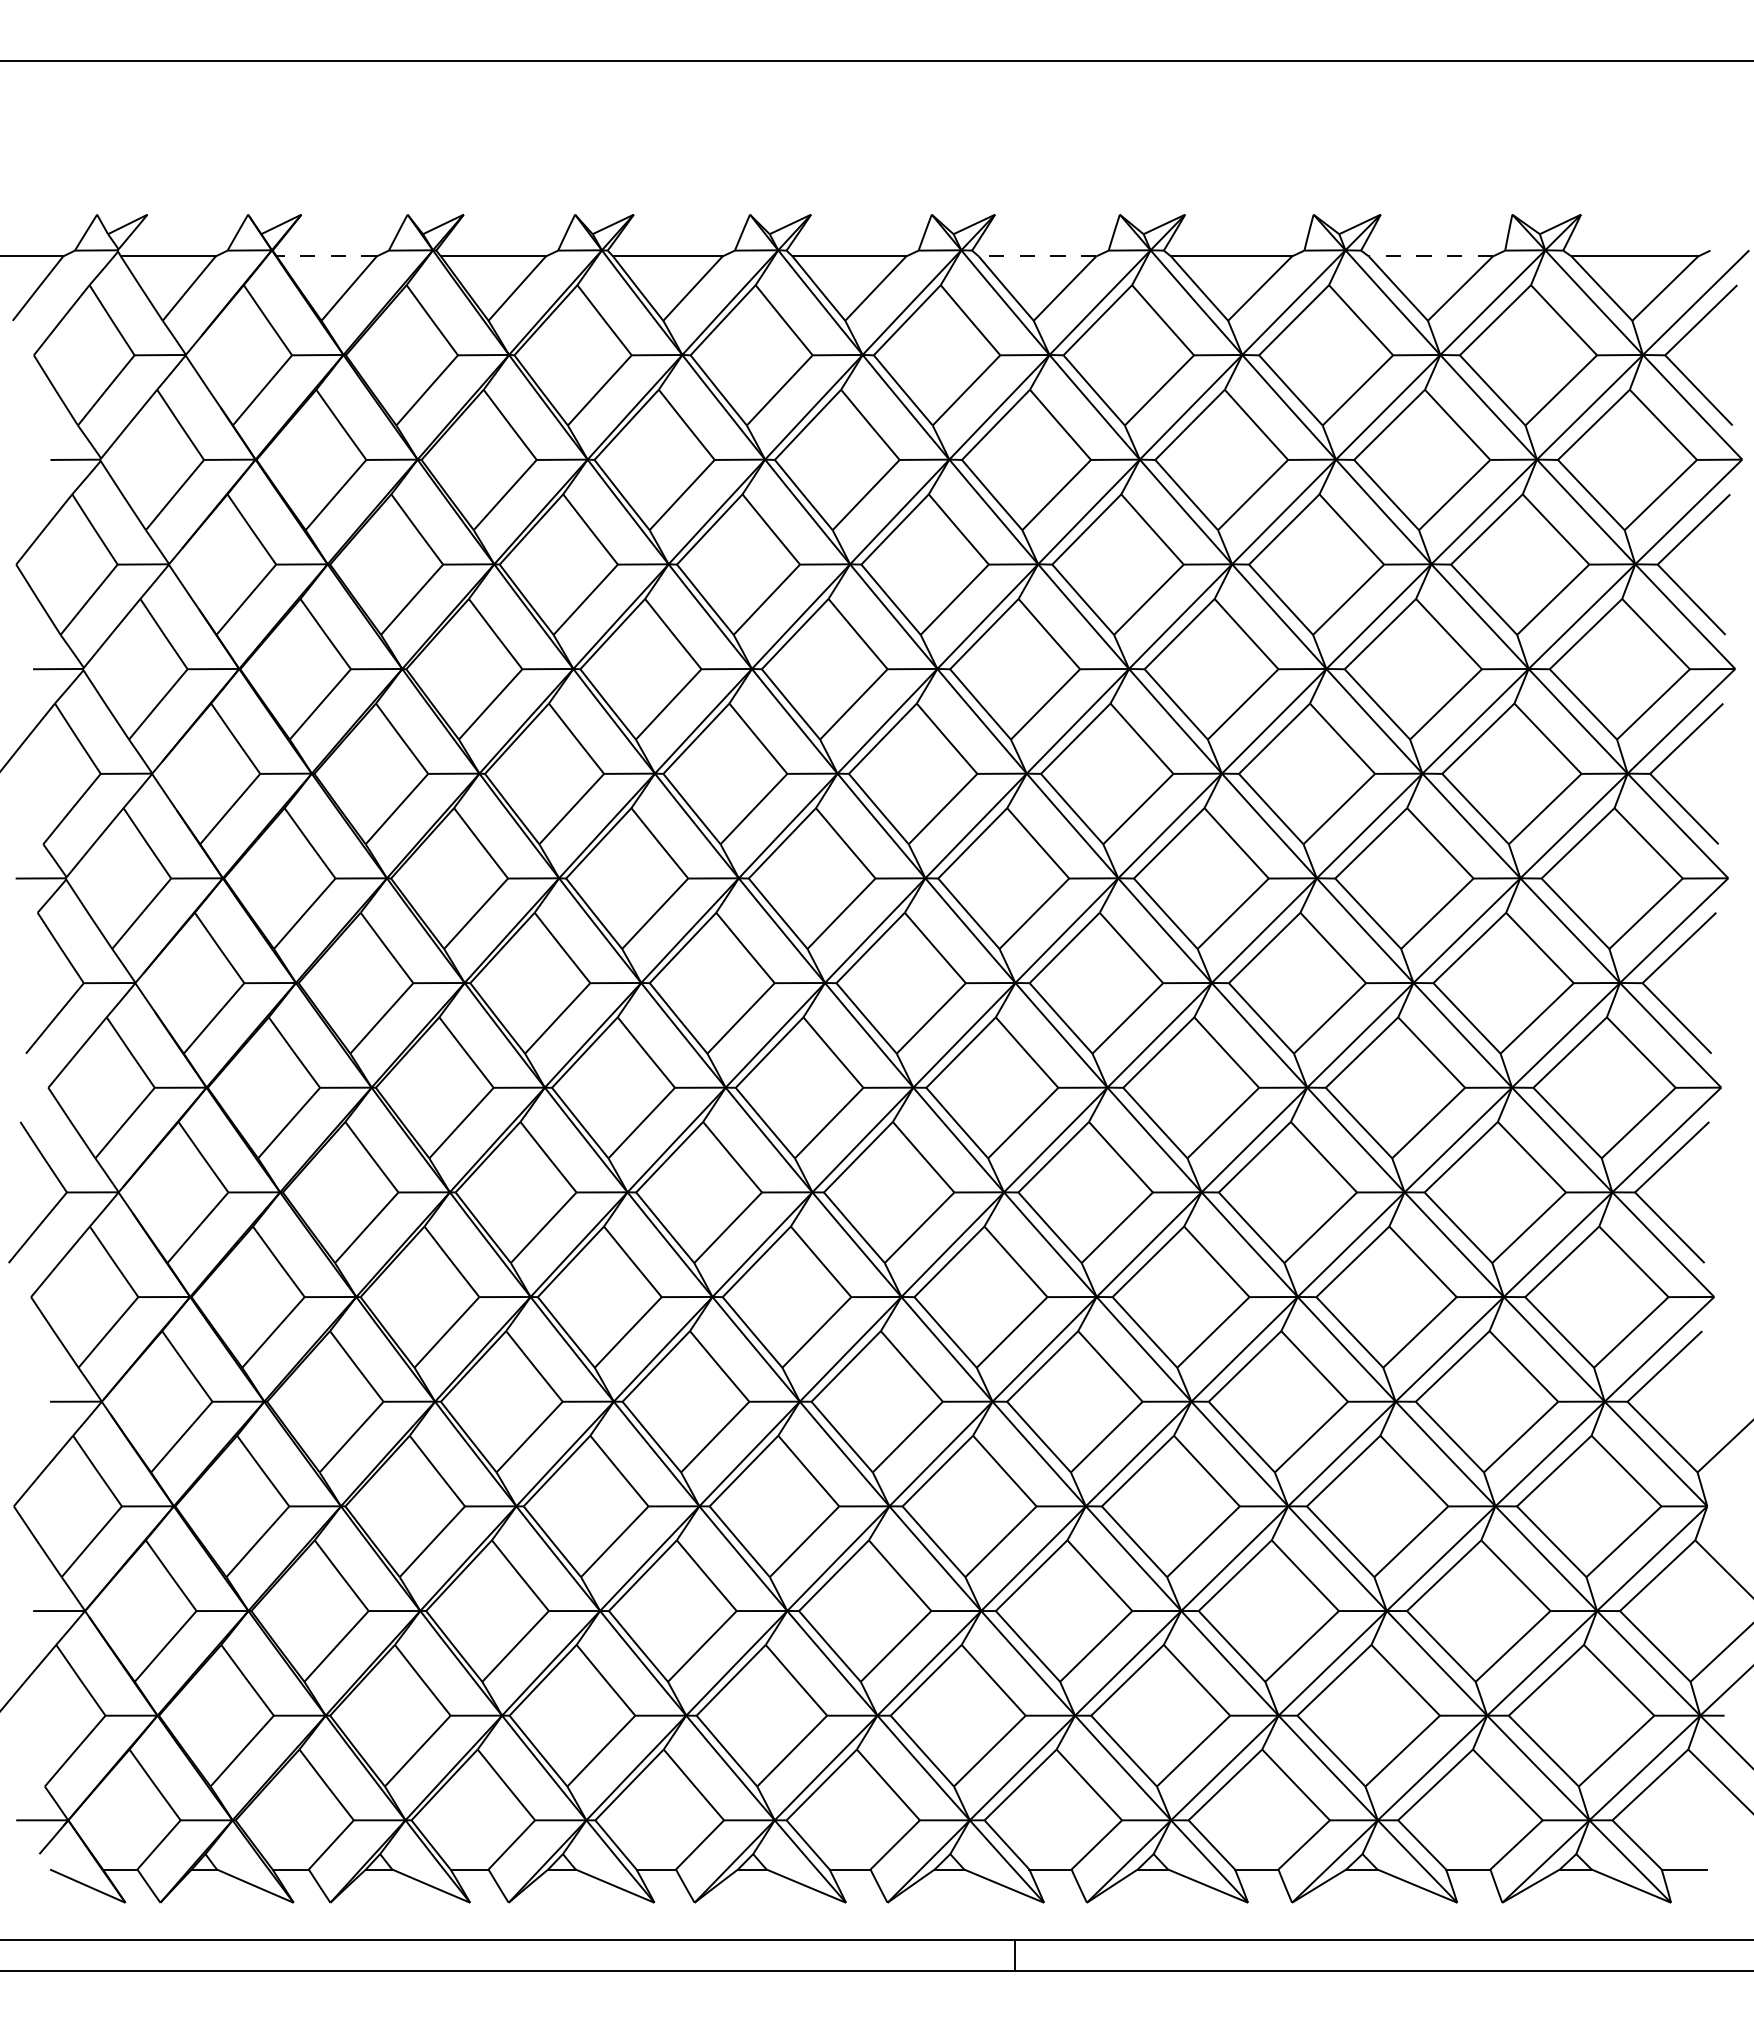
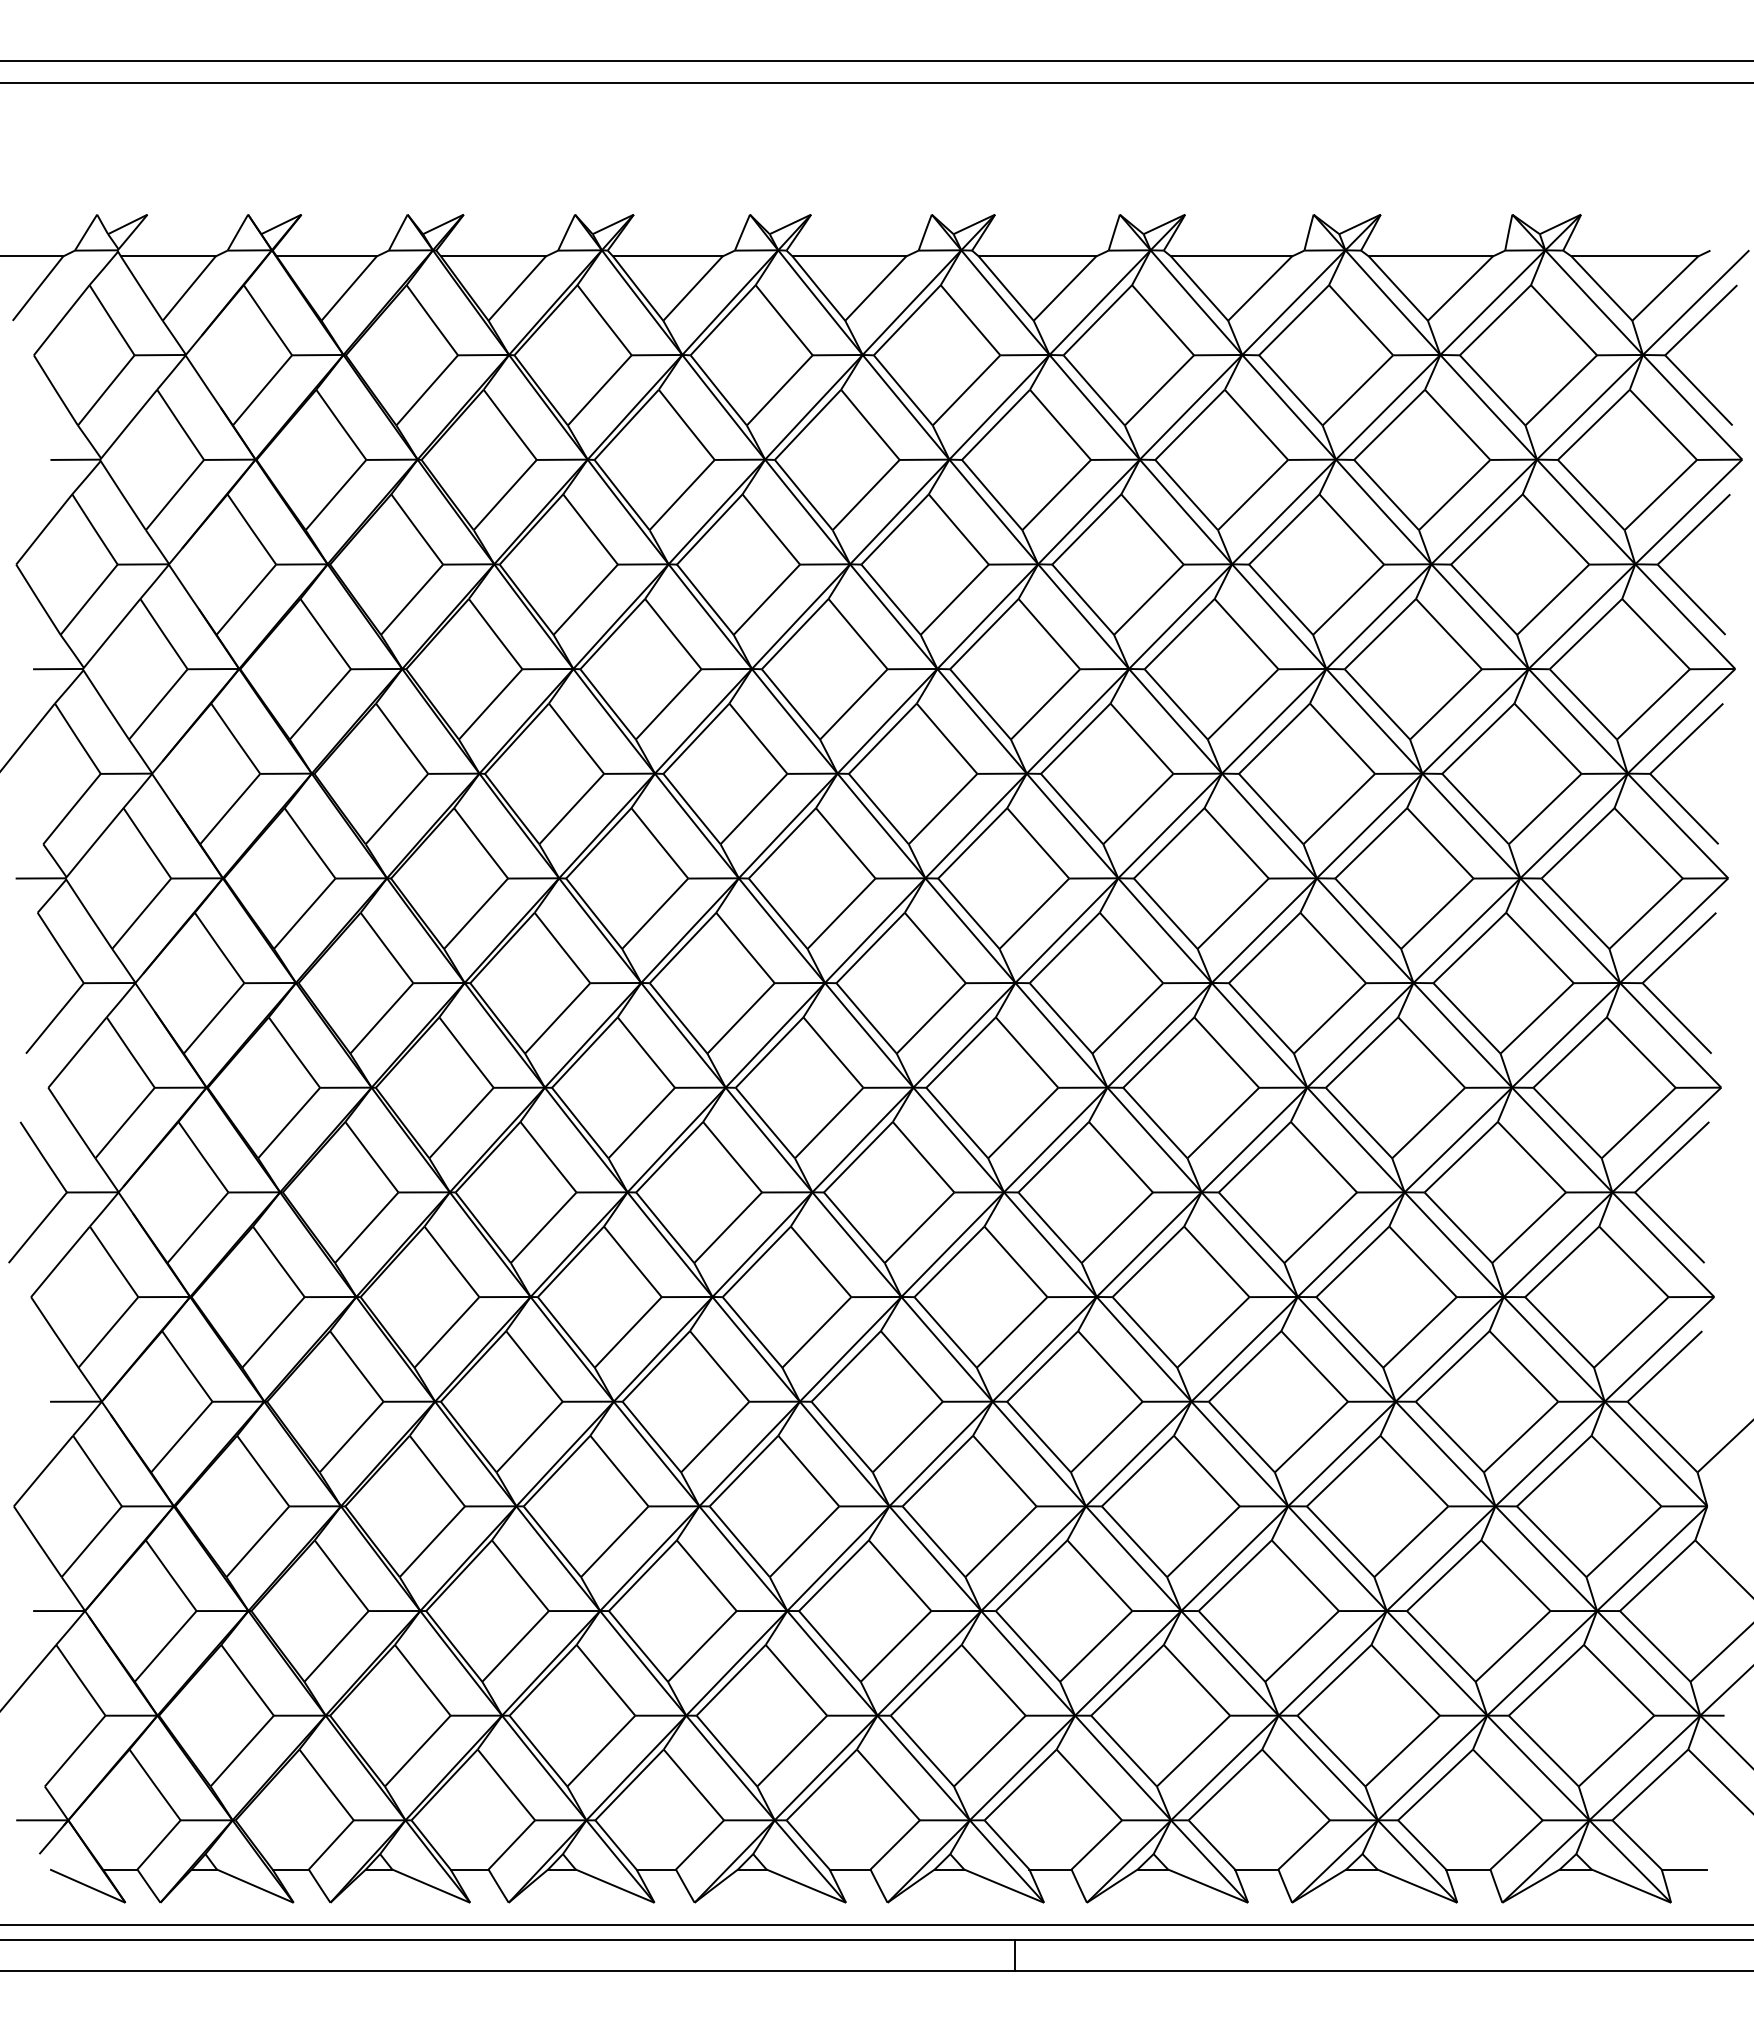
line: none -> present (876, 83)
line: dashed -> solid (326, 256)
line: dashed -> solid (1037, 256)
line: dashed -> solid (1430, 256)
line: none -> present (876, 1924)
